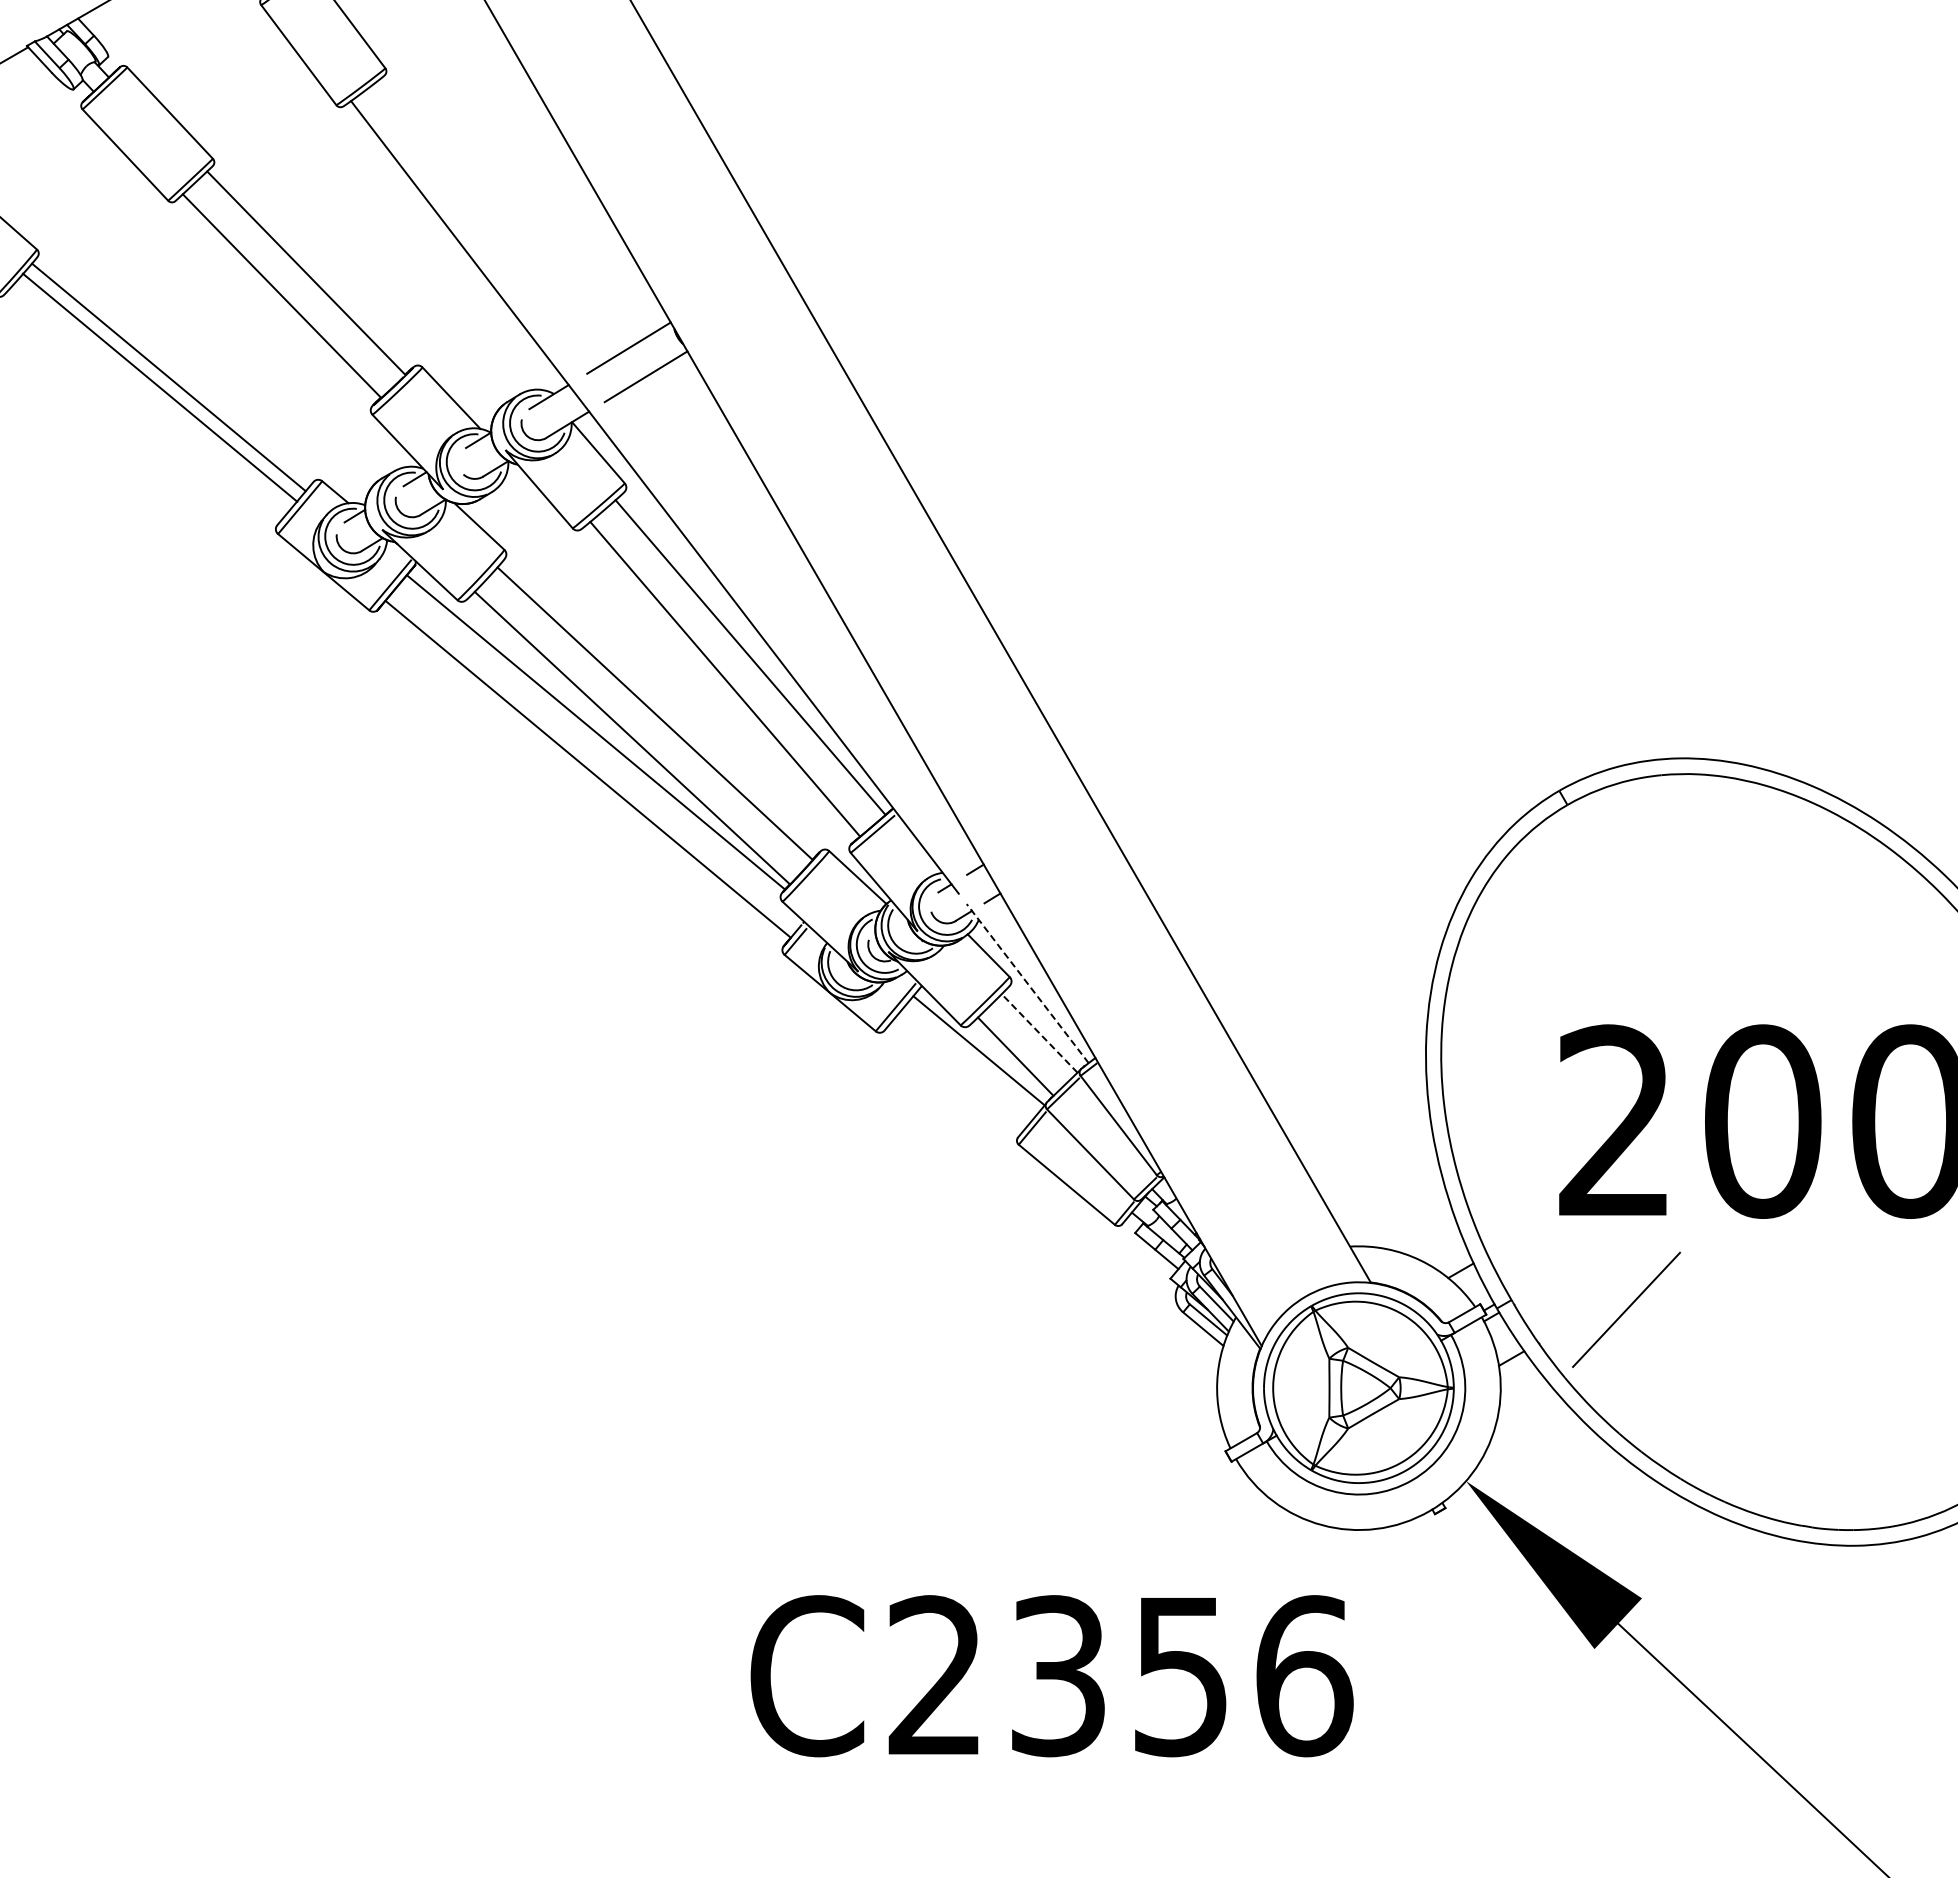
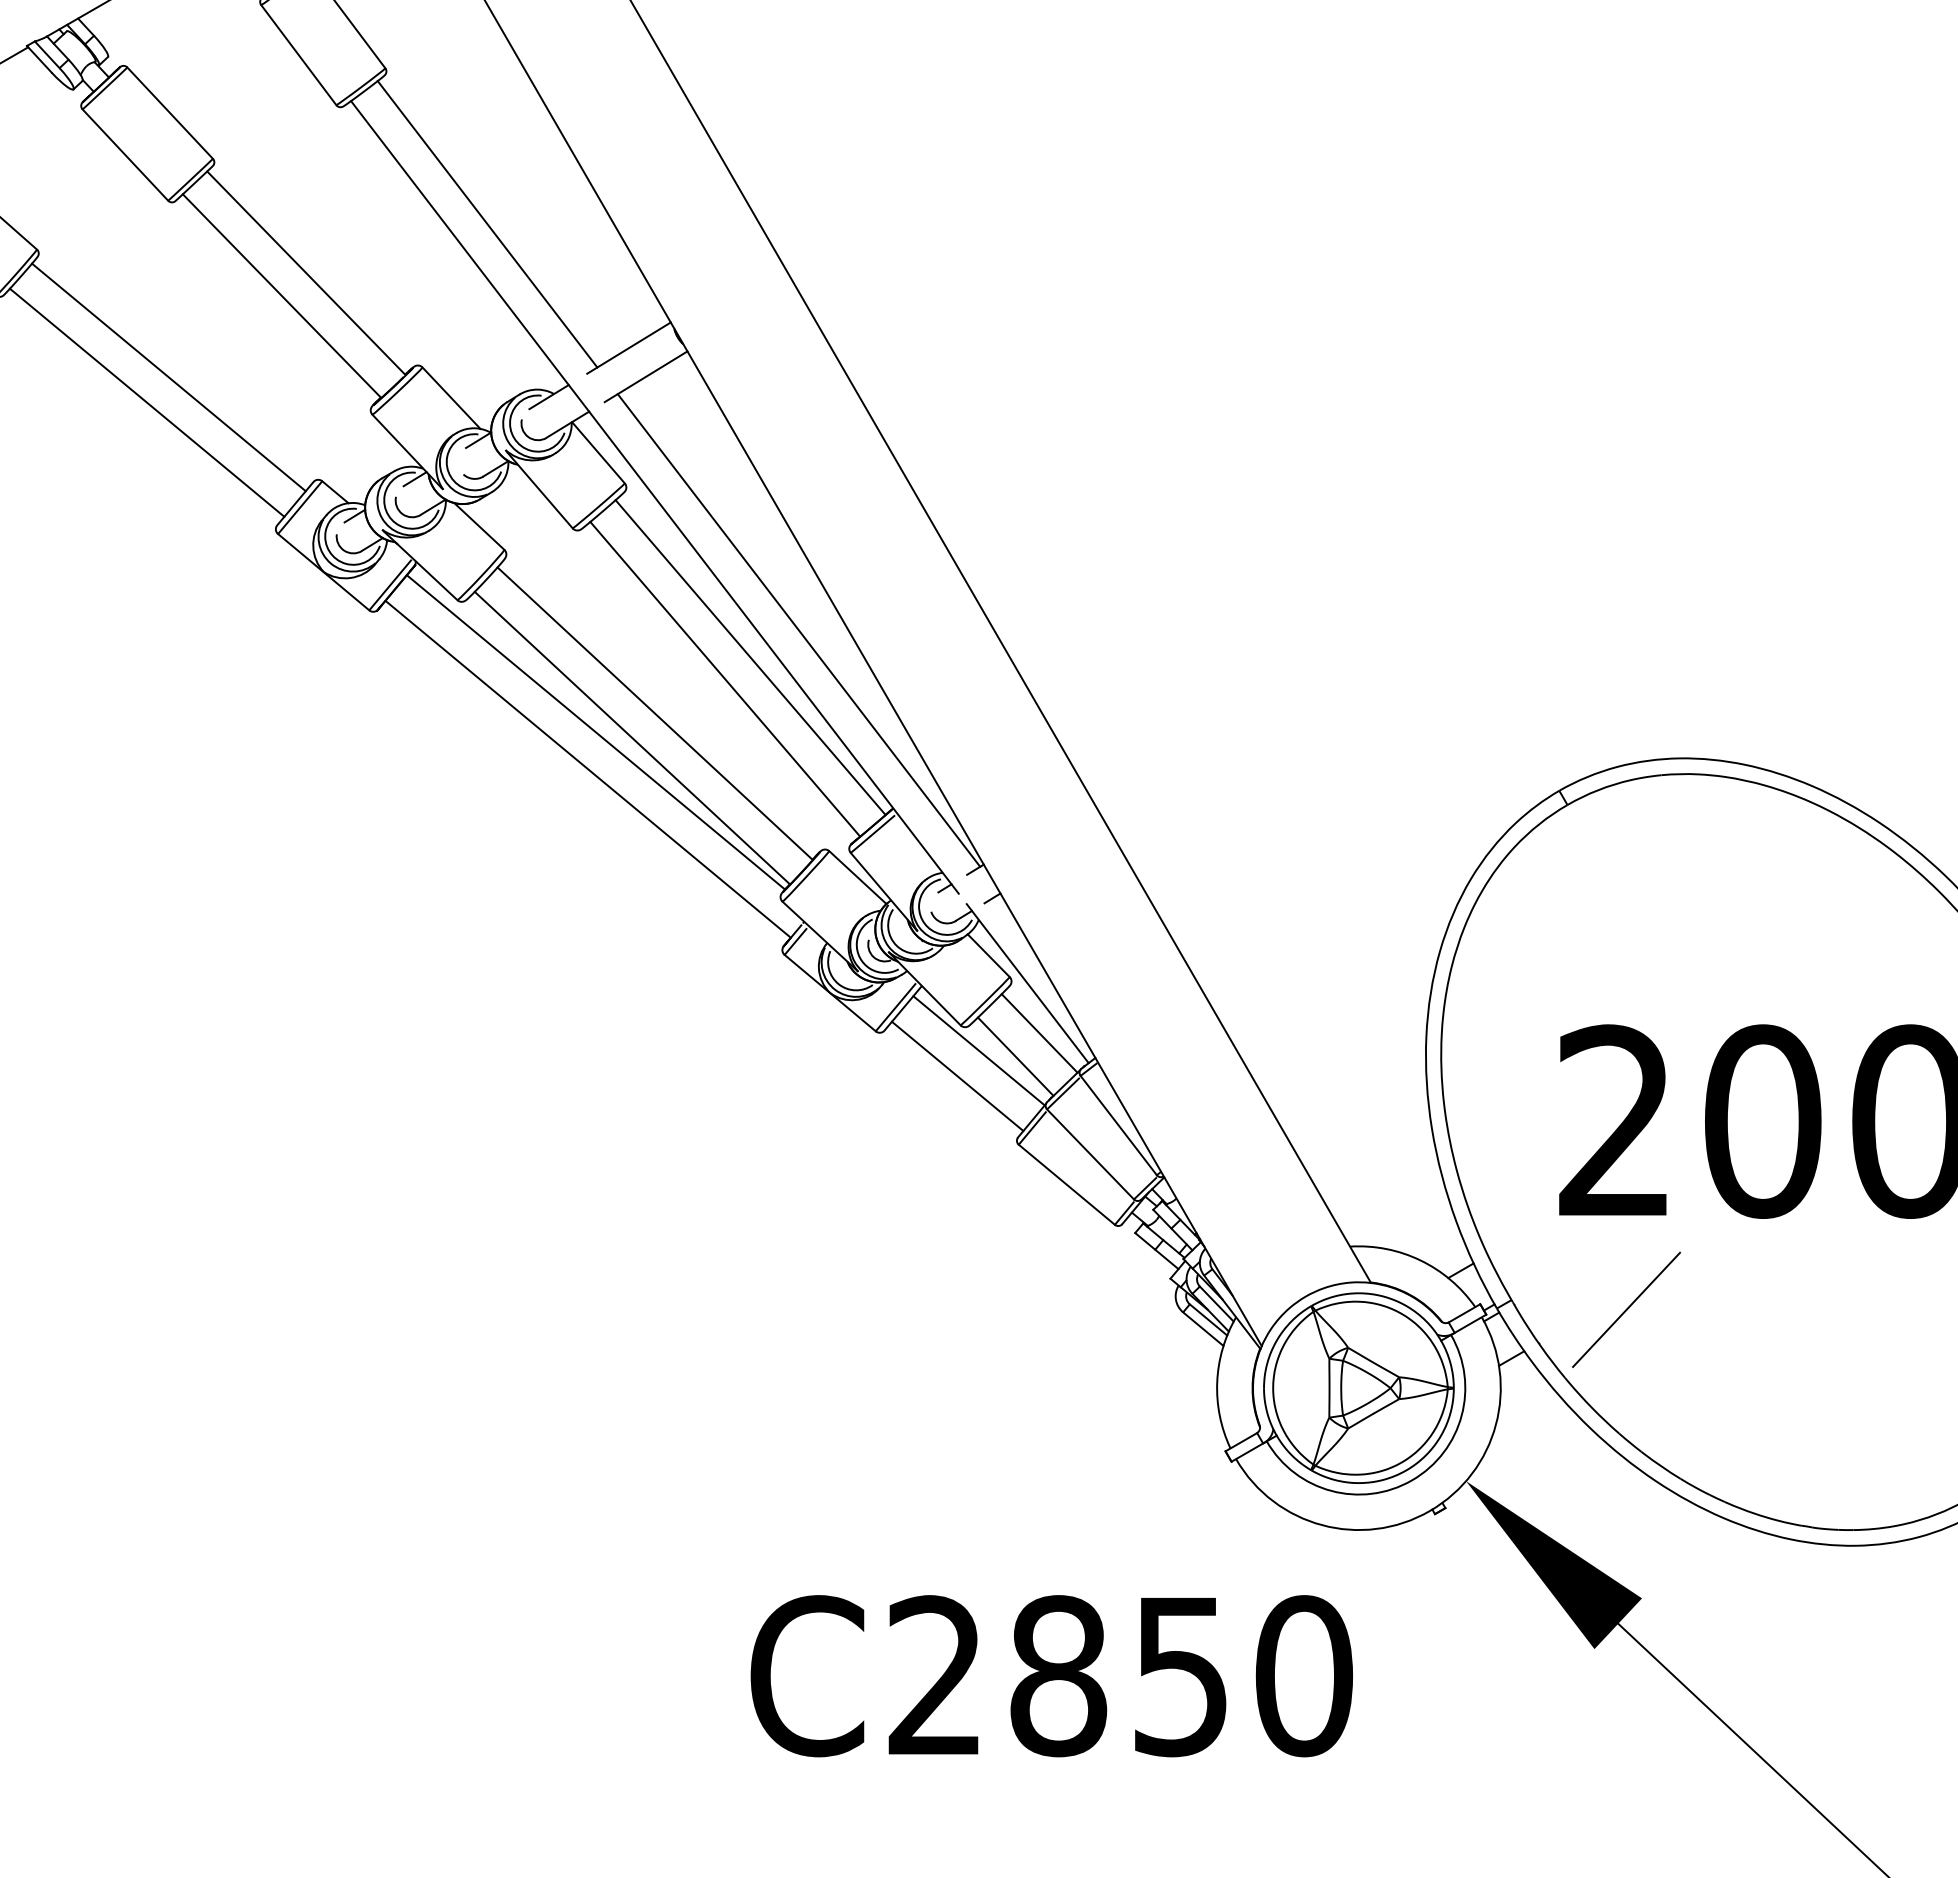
line: none -> present (487, 224)
line position: (159, 387) -> (146, 402) (146, 402)
line: none -> present (798, 630)
line: dashed -> solid (1027, 983)
line: dashed -> solid (1039, 1033)
line: none -> present (957, 1076)
text: C2356 -> C2850 (1181, 1676)
